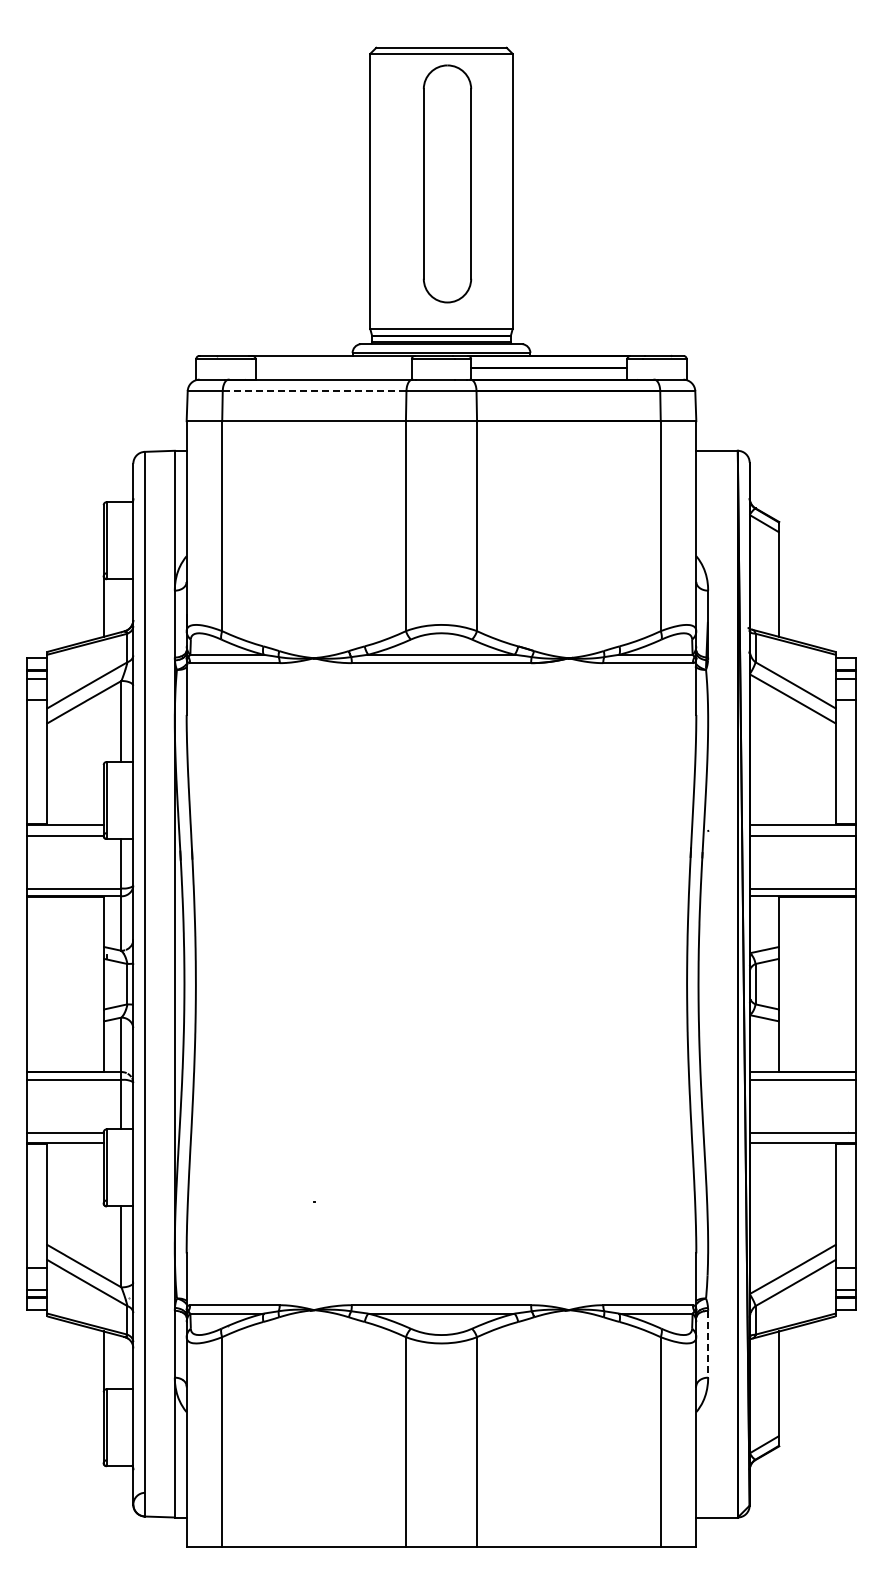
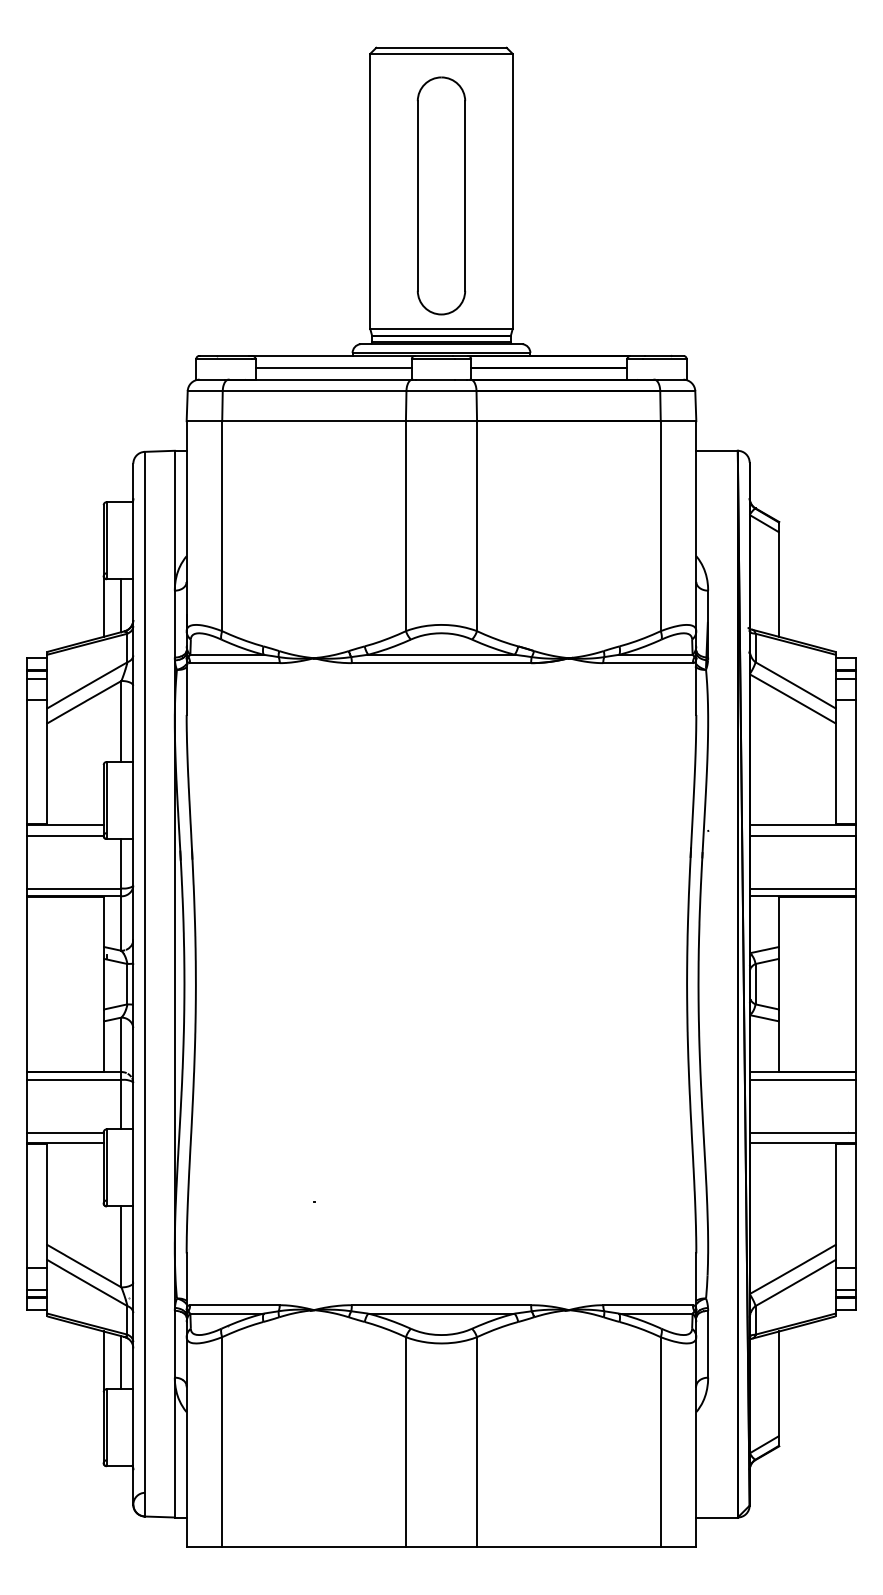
part position: (447, 183) -> (441, 195) (441, 195)
line: none -> present (333, 367)
line: dashed -> solid (314, 391)
line: none -> present (121, 605)
line: dashed -> solid (708, 1344)
line: none -> present (121, 1362)
